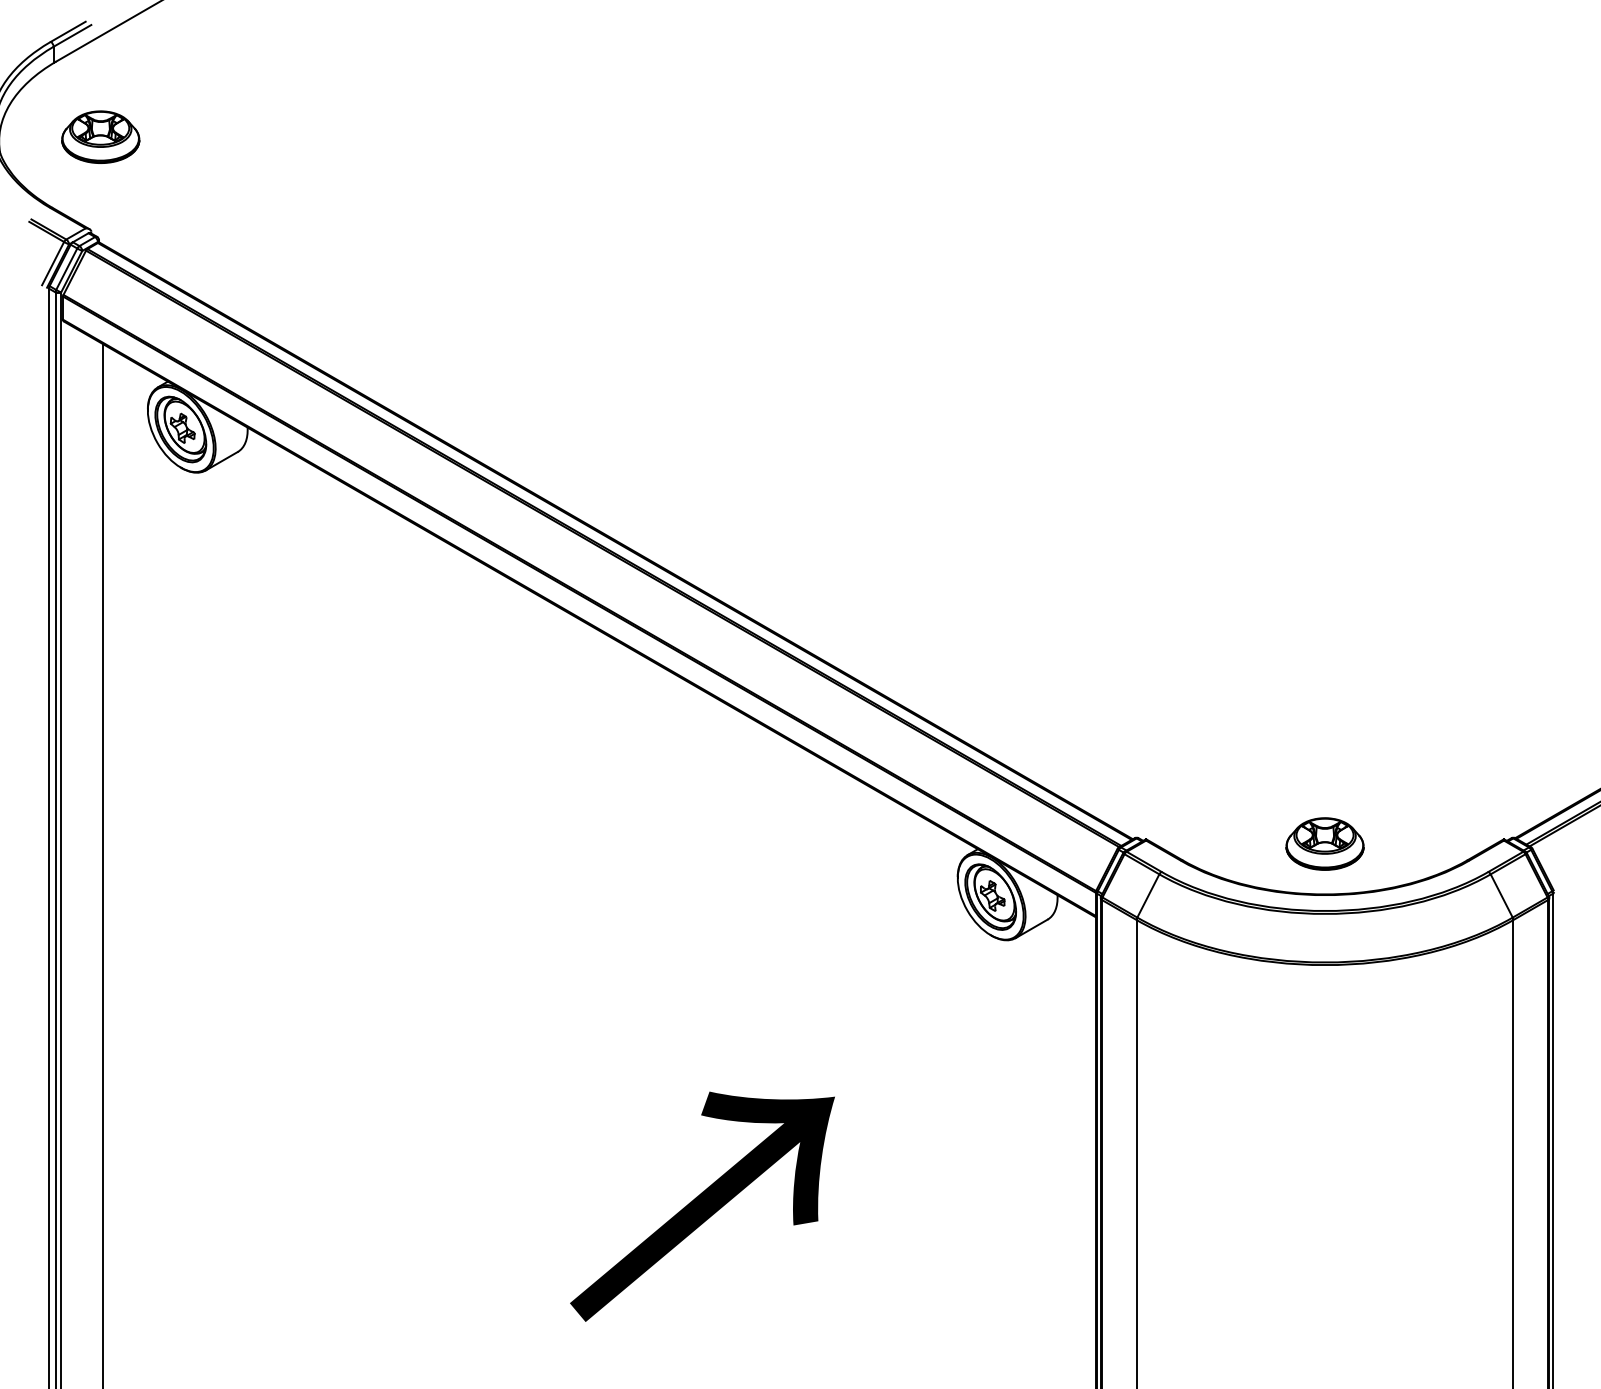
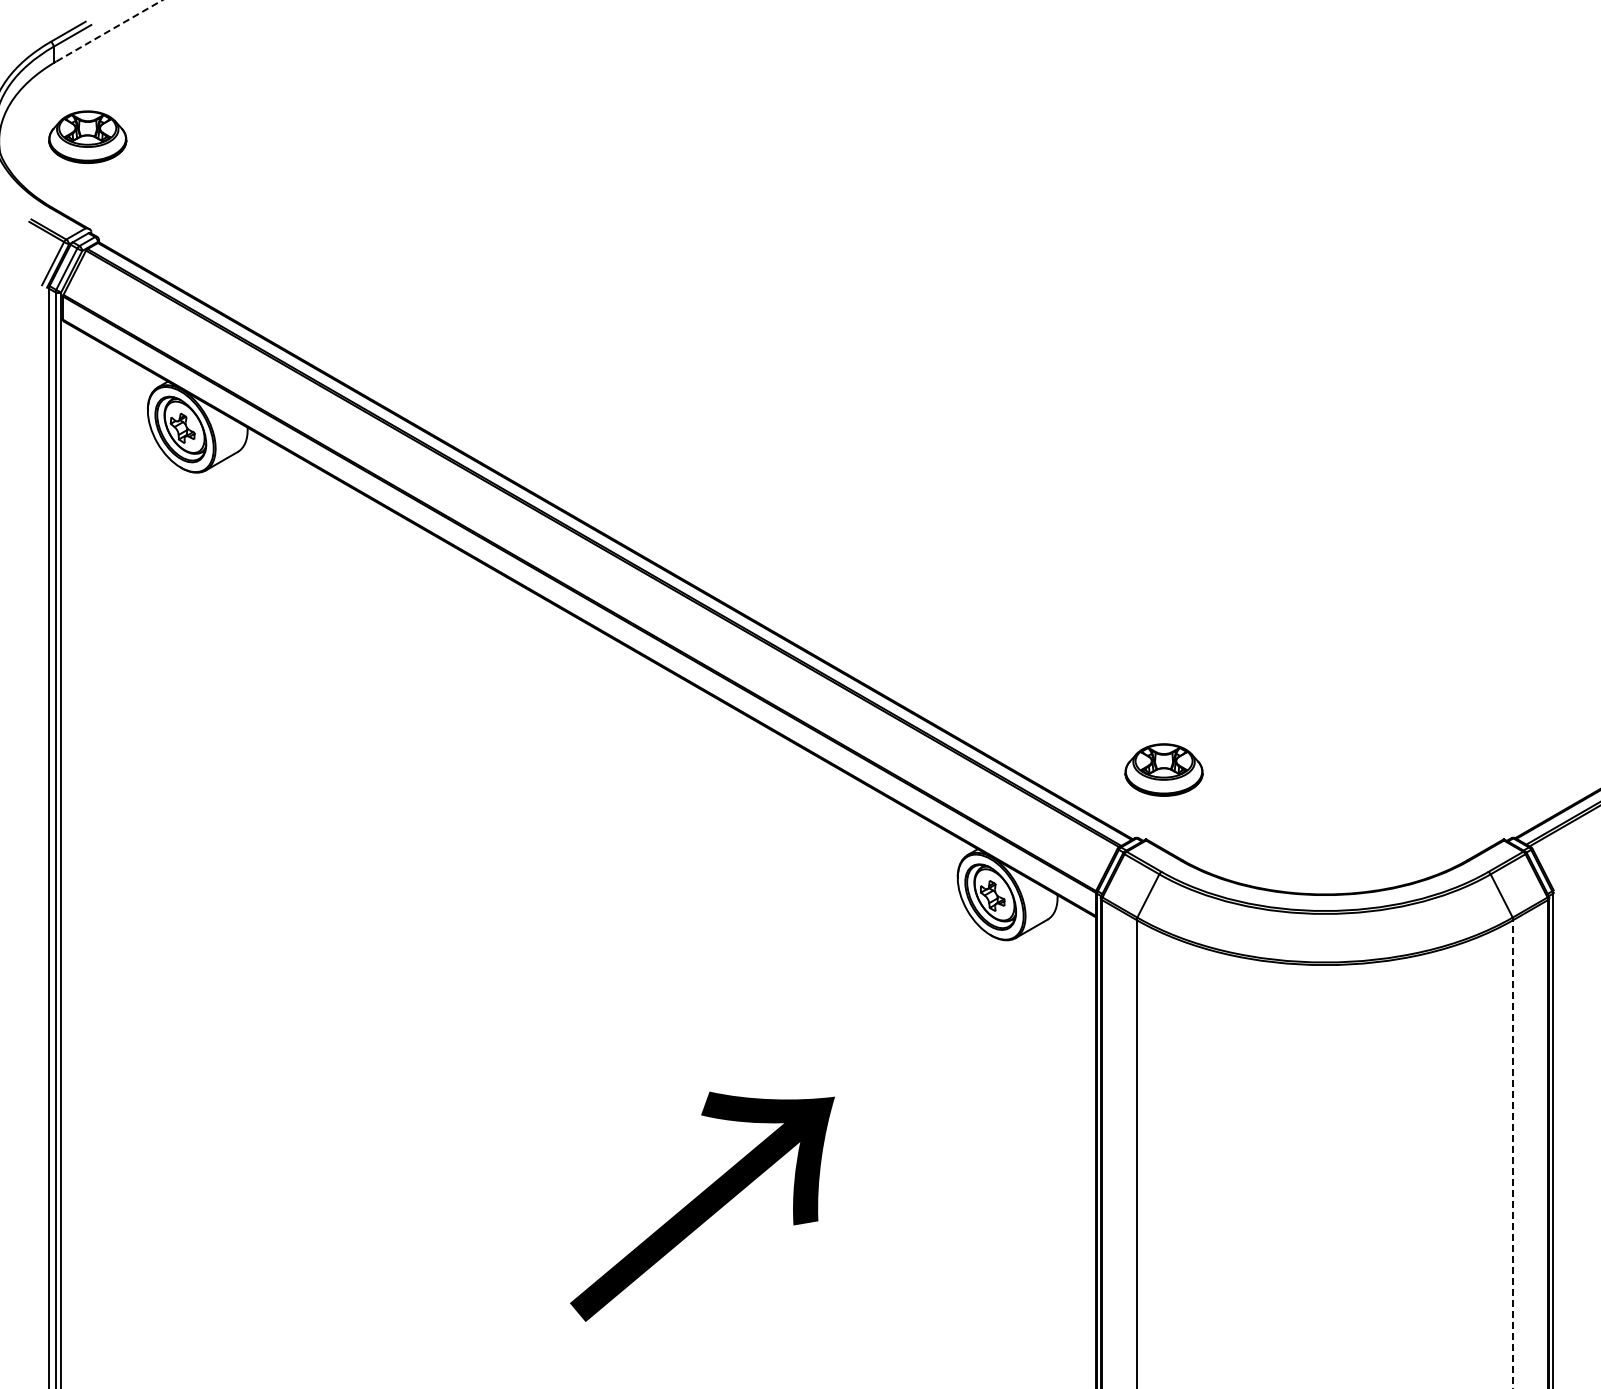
line: solid -> dashed (109, 30)
part position: (100, 136) -> (87, 136) (87, 136)
part position: (1324, 843) -> (1163, 769) (1163, 769)
line: present -> none (103, 864)
line: solid -> dashed (1513, 1154)
